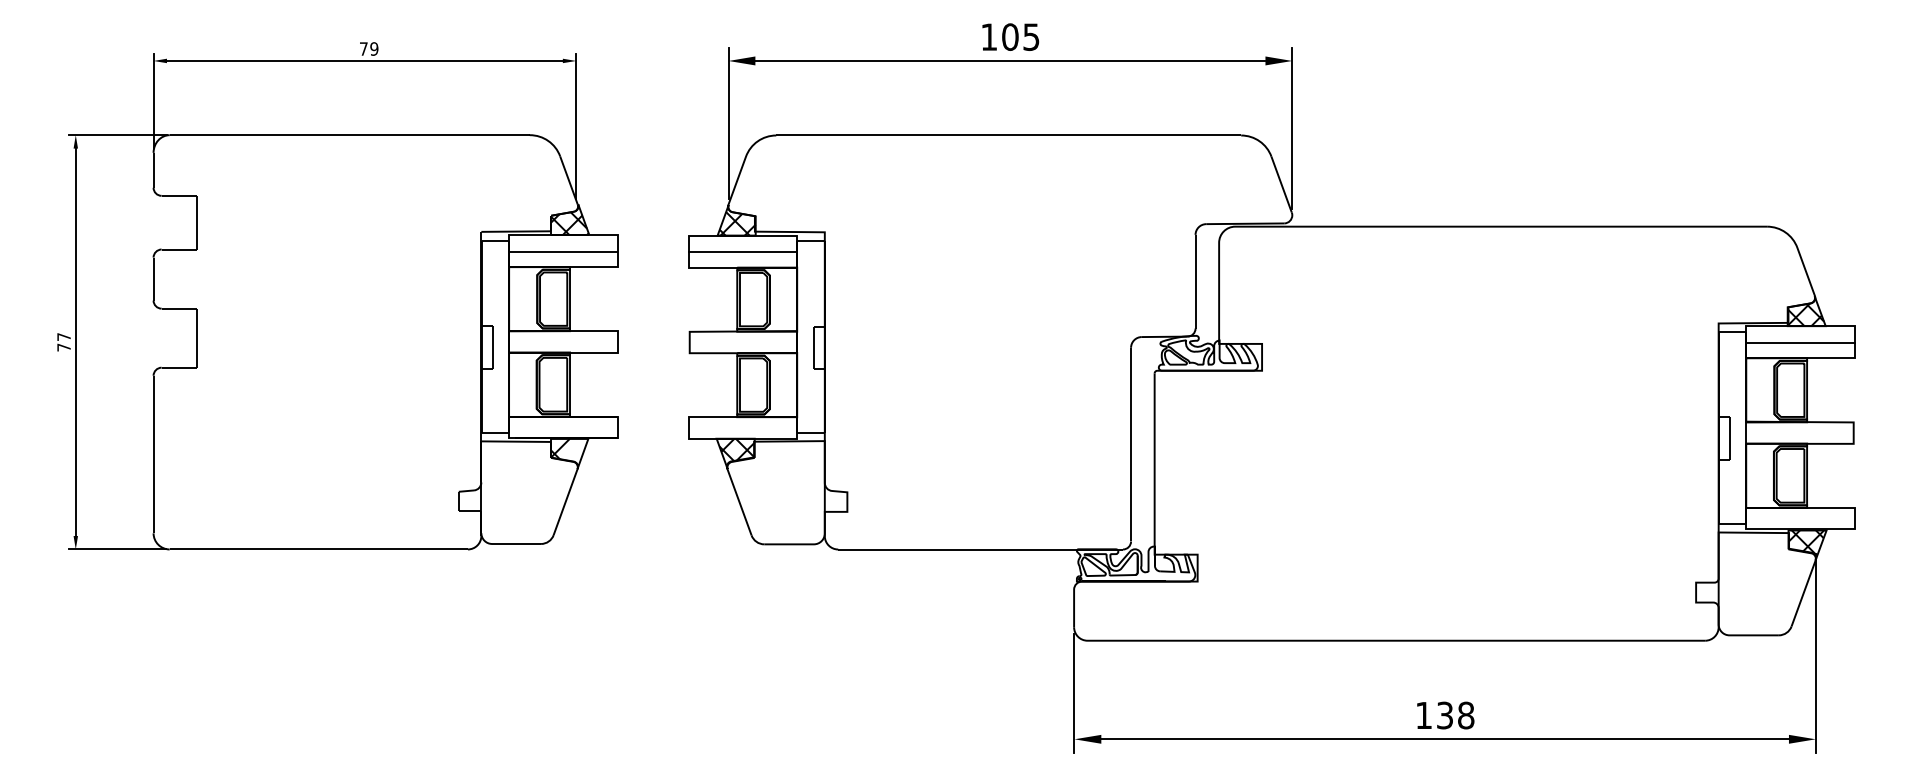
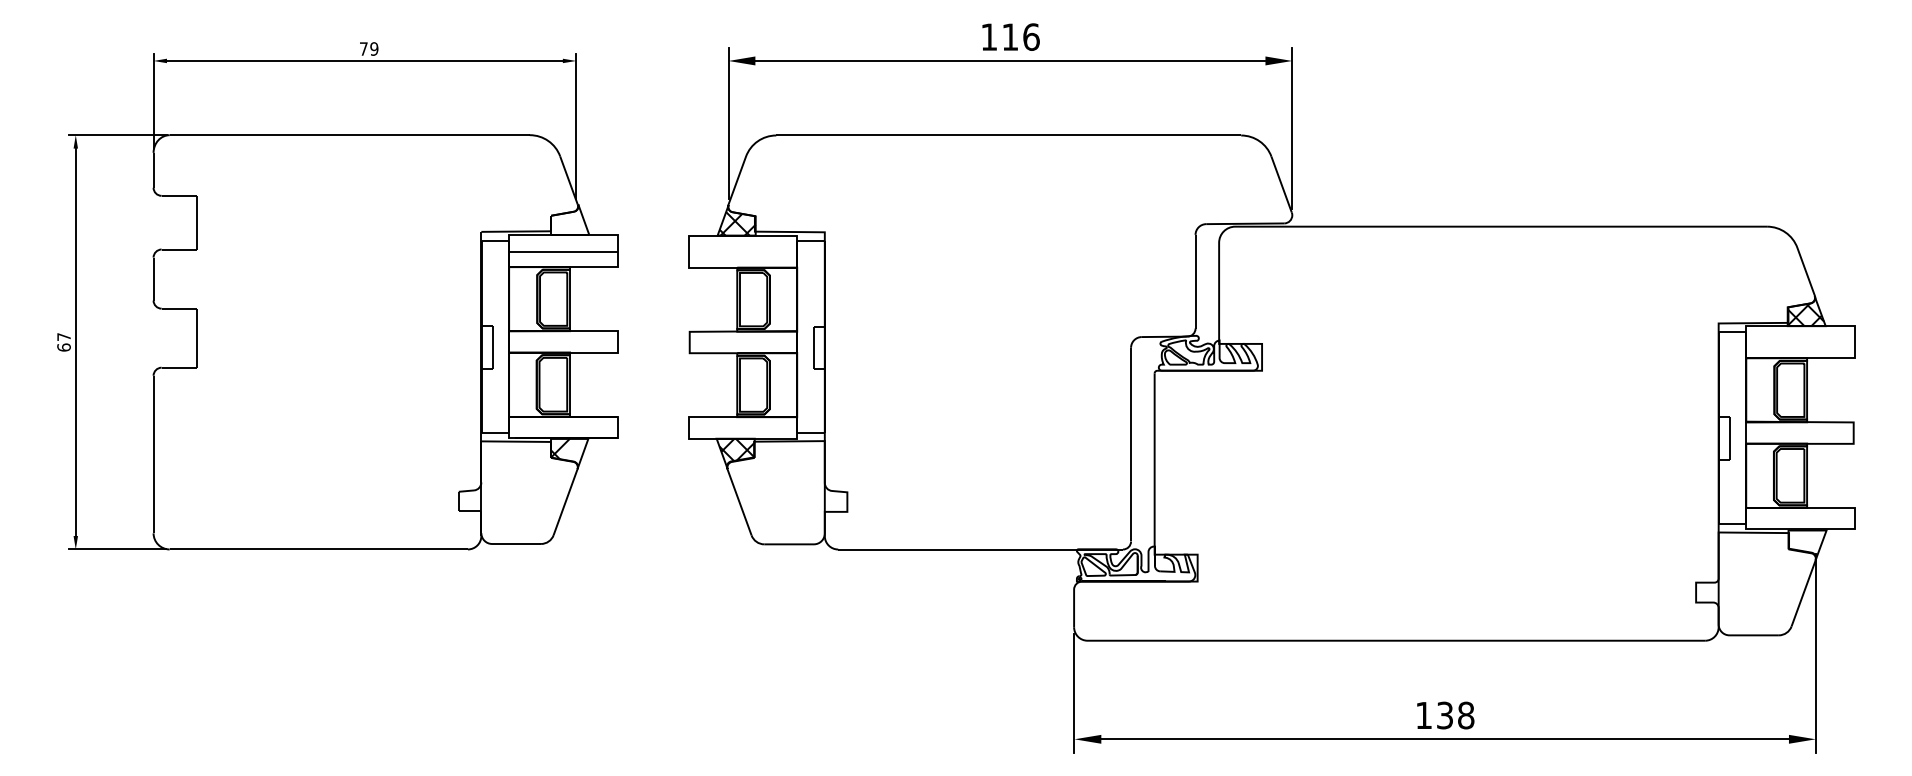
text: 105 -> 116 (1020, 36)
hatch: present -> none (569, 223)
line: present -> none (742, 252)
line: present -> none (1800, 342)
text: 77 -> 67 (63, 347)
hatch: present -> none (1806, 542)
